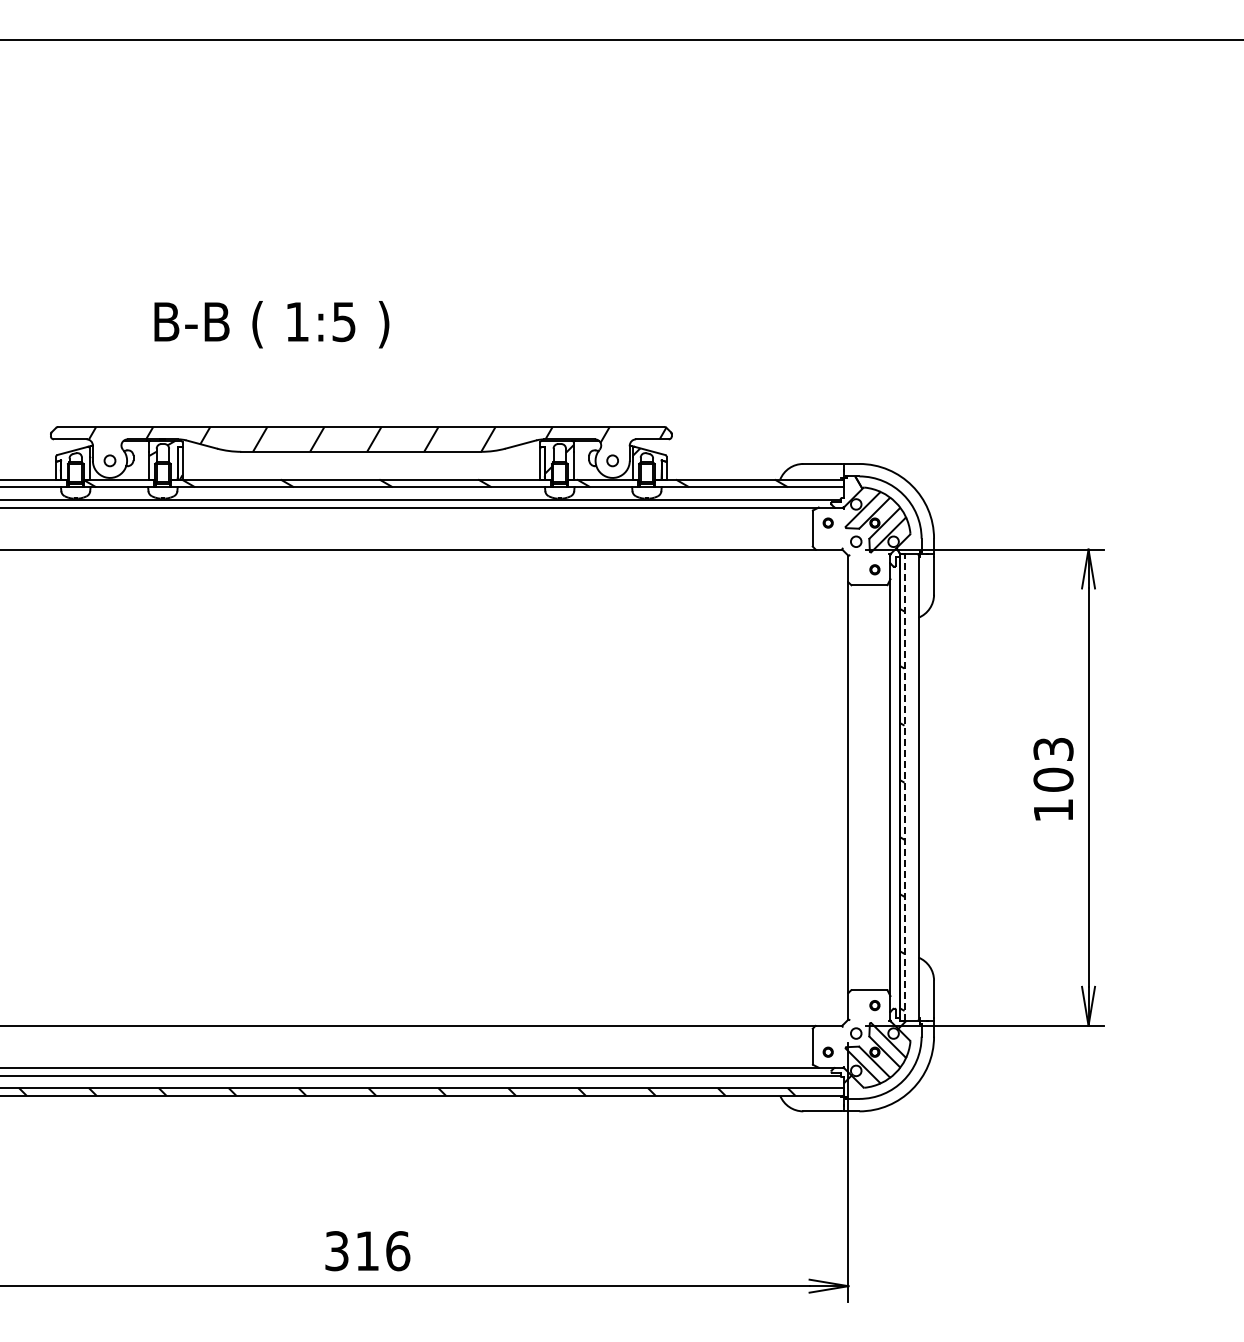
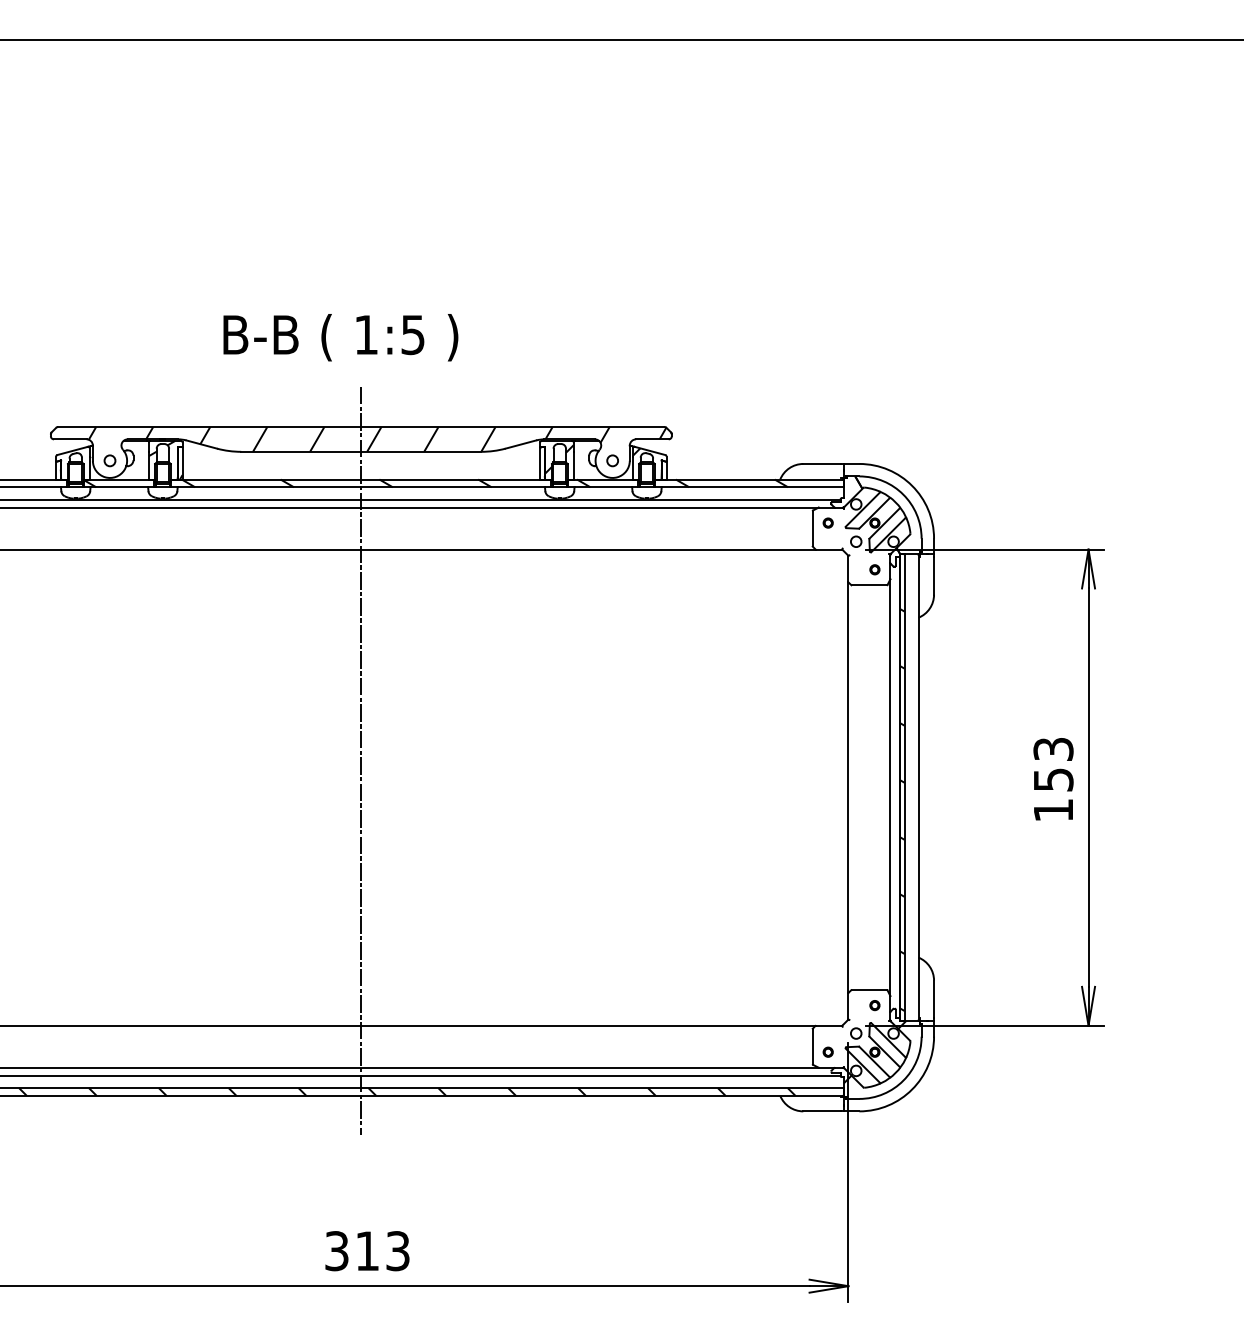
text position: (271, 324) -> (340, 337) (340, 337)
line: none -> present (361, 760)
text: 103 -> 153 (1053, 779)
line: dashed -> solid (904, 787)
text: 316 -> 313 (398, 1251)
